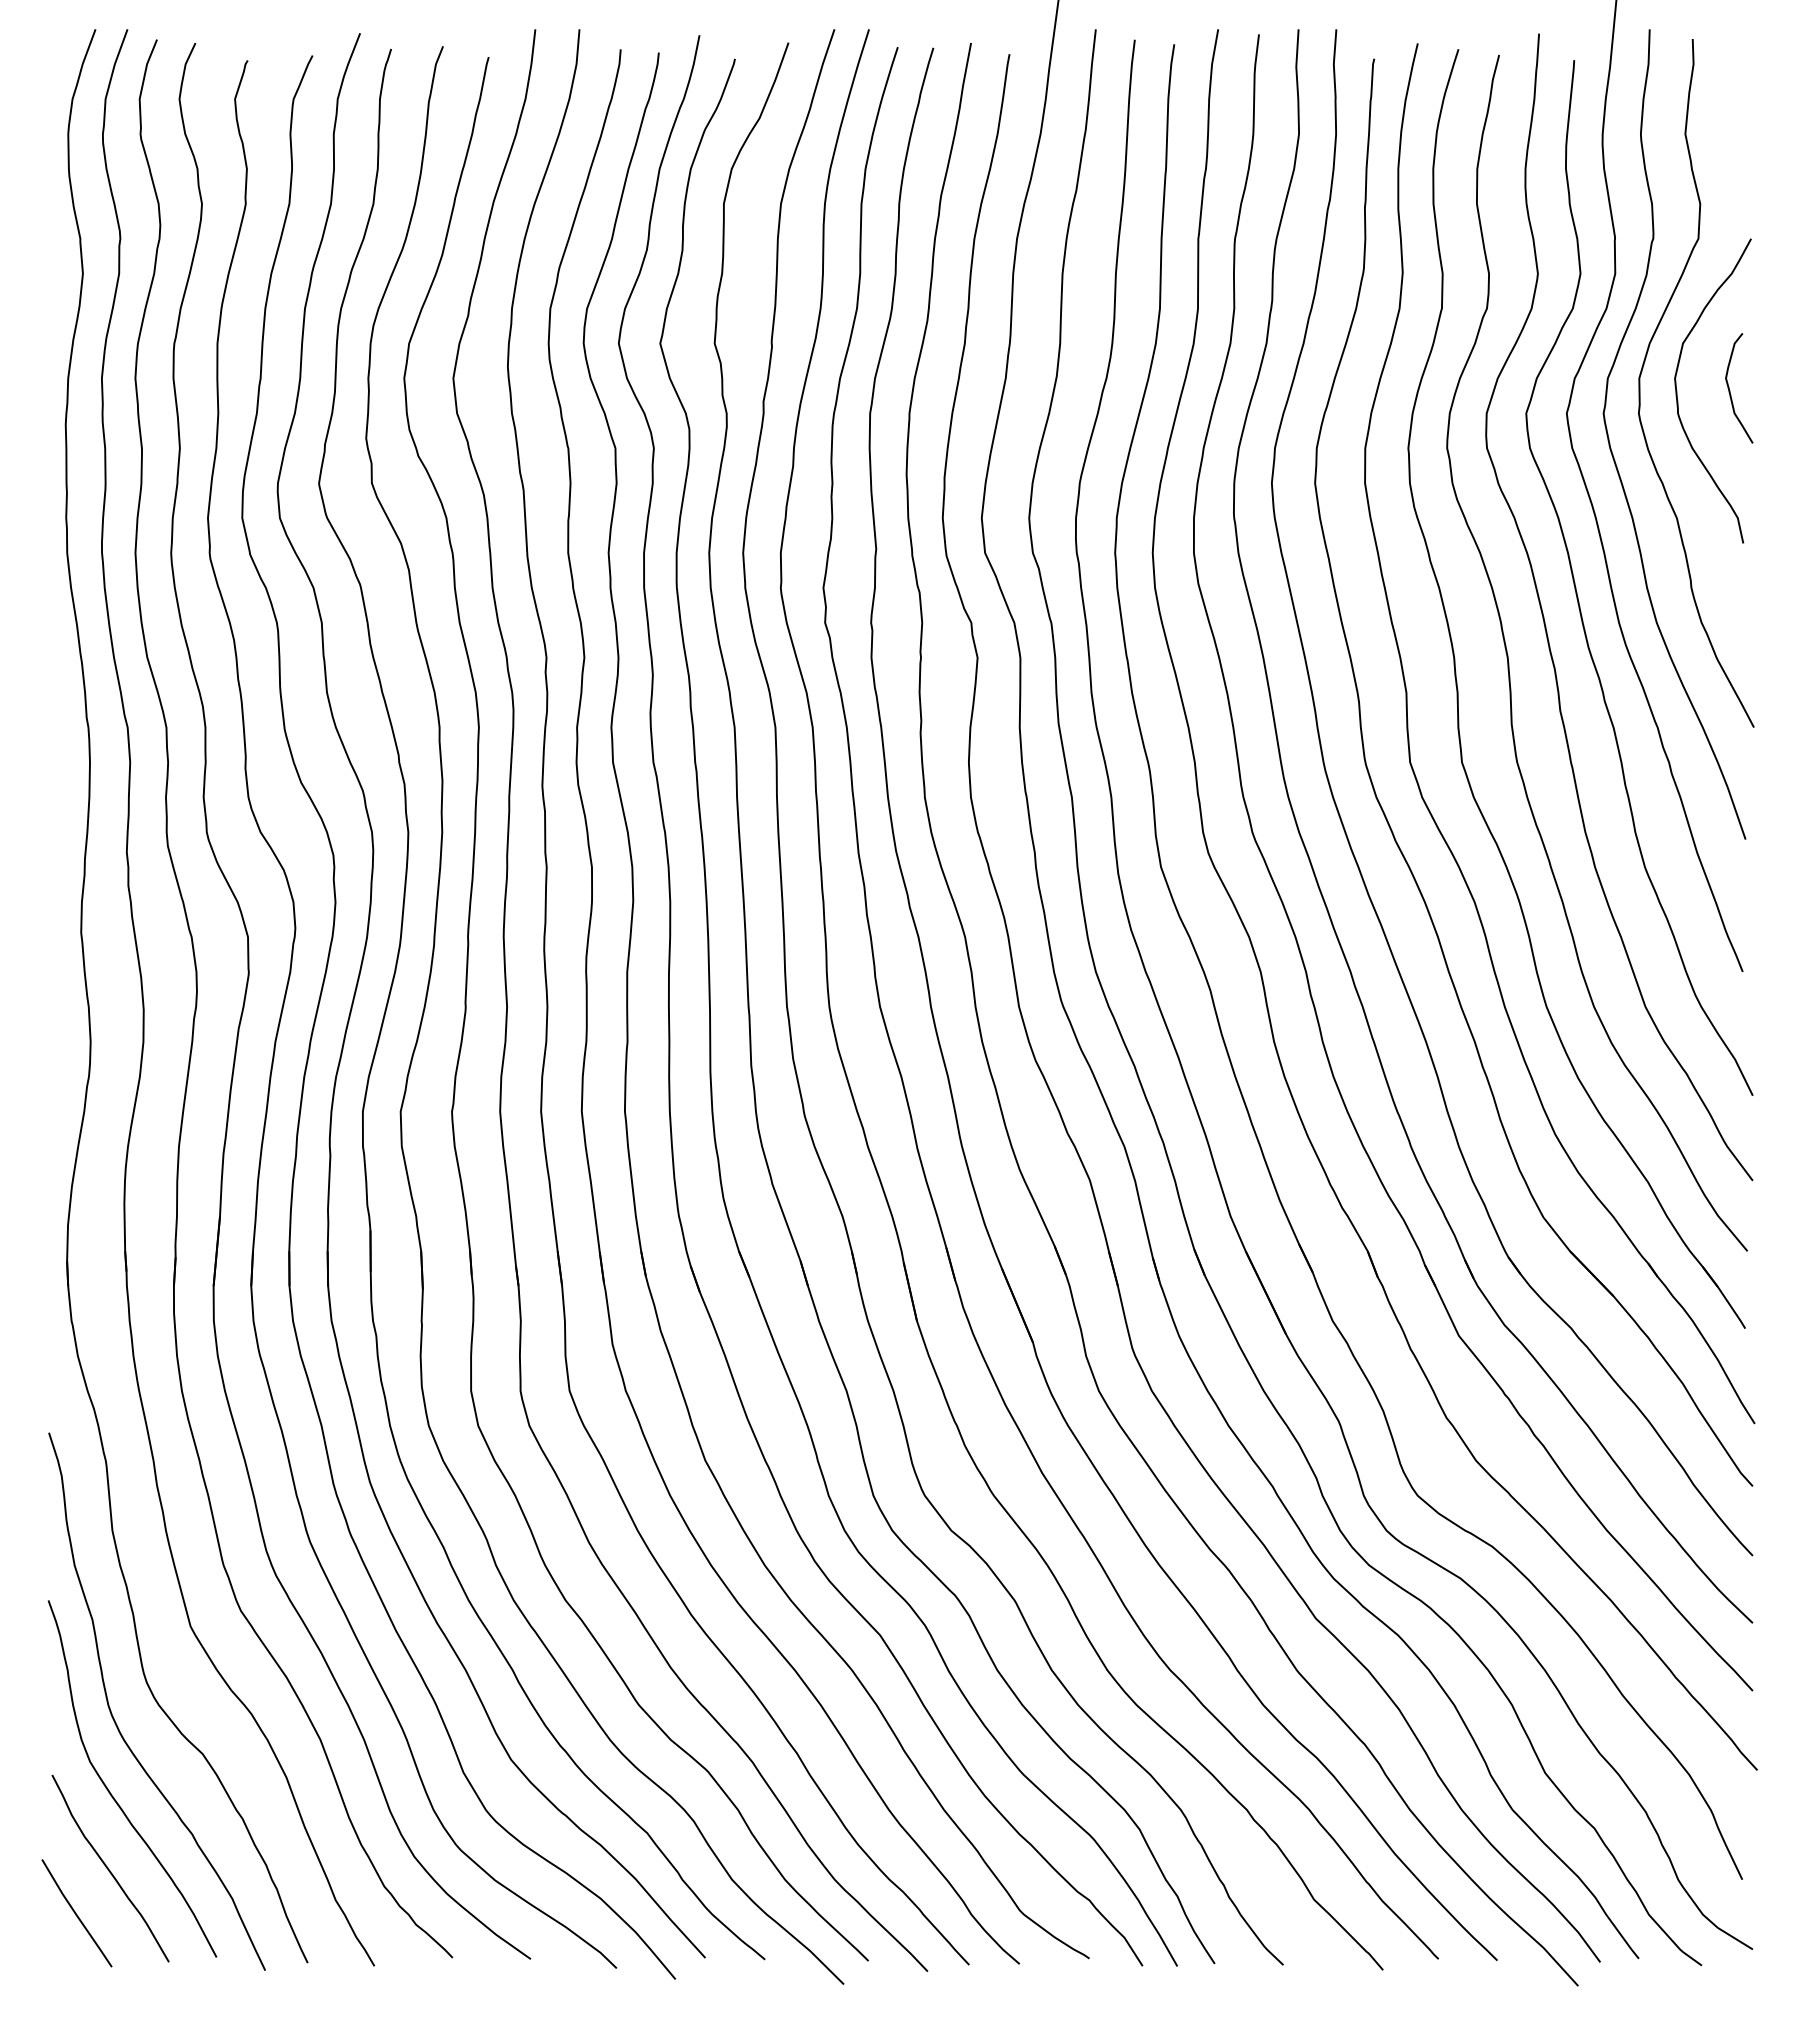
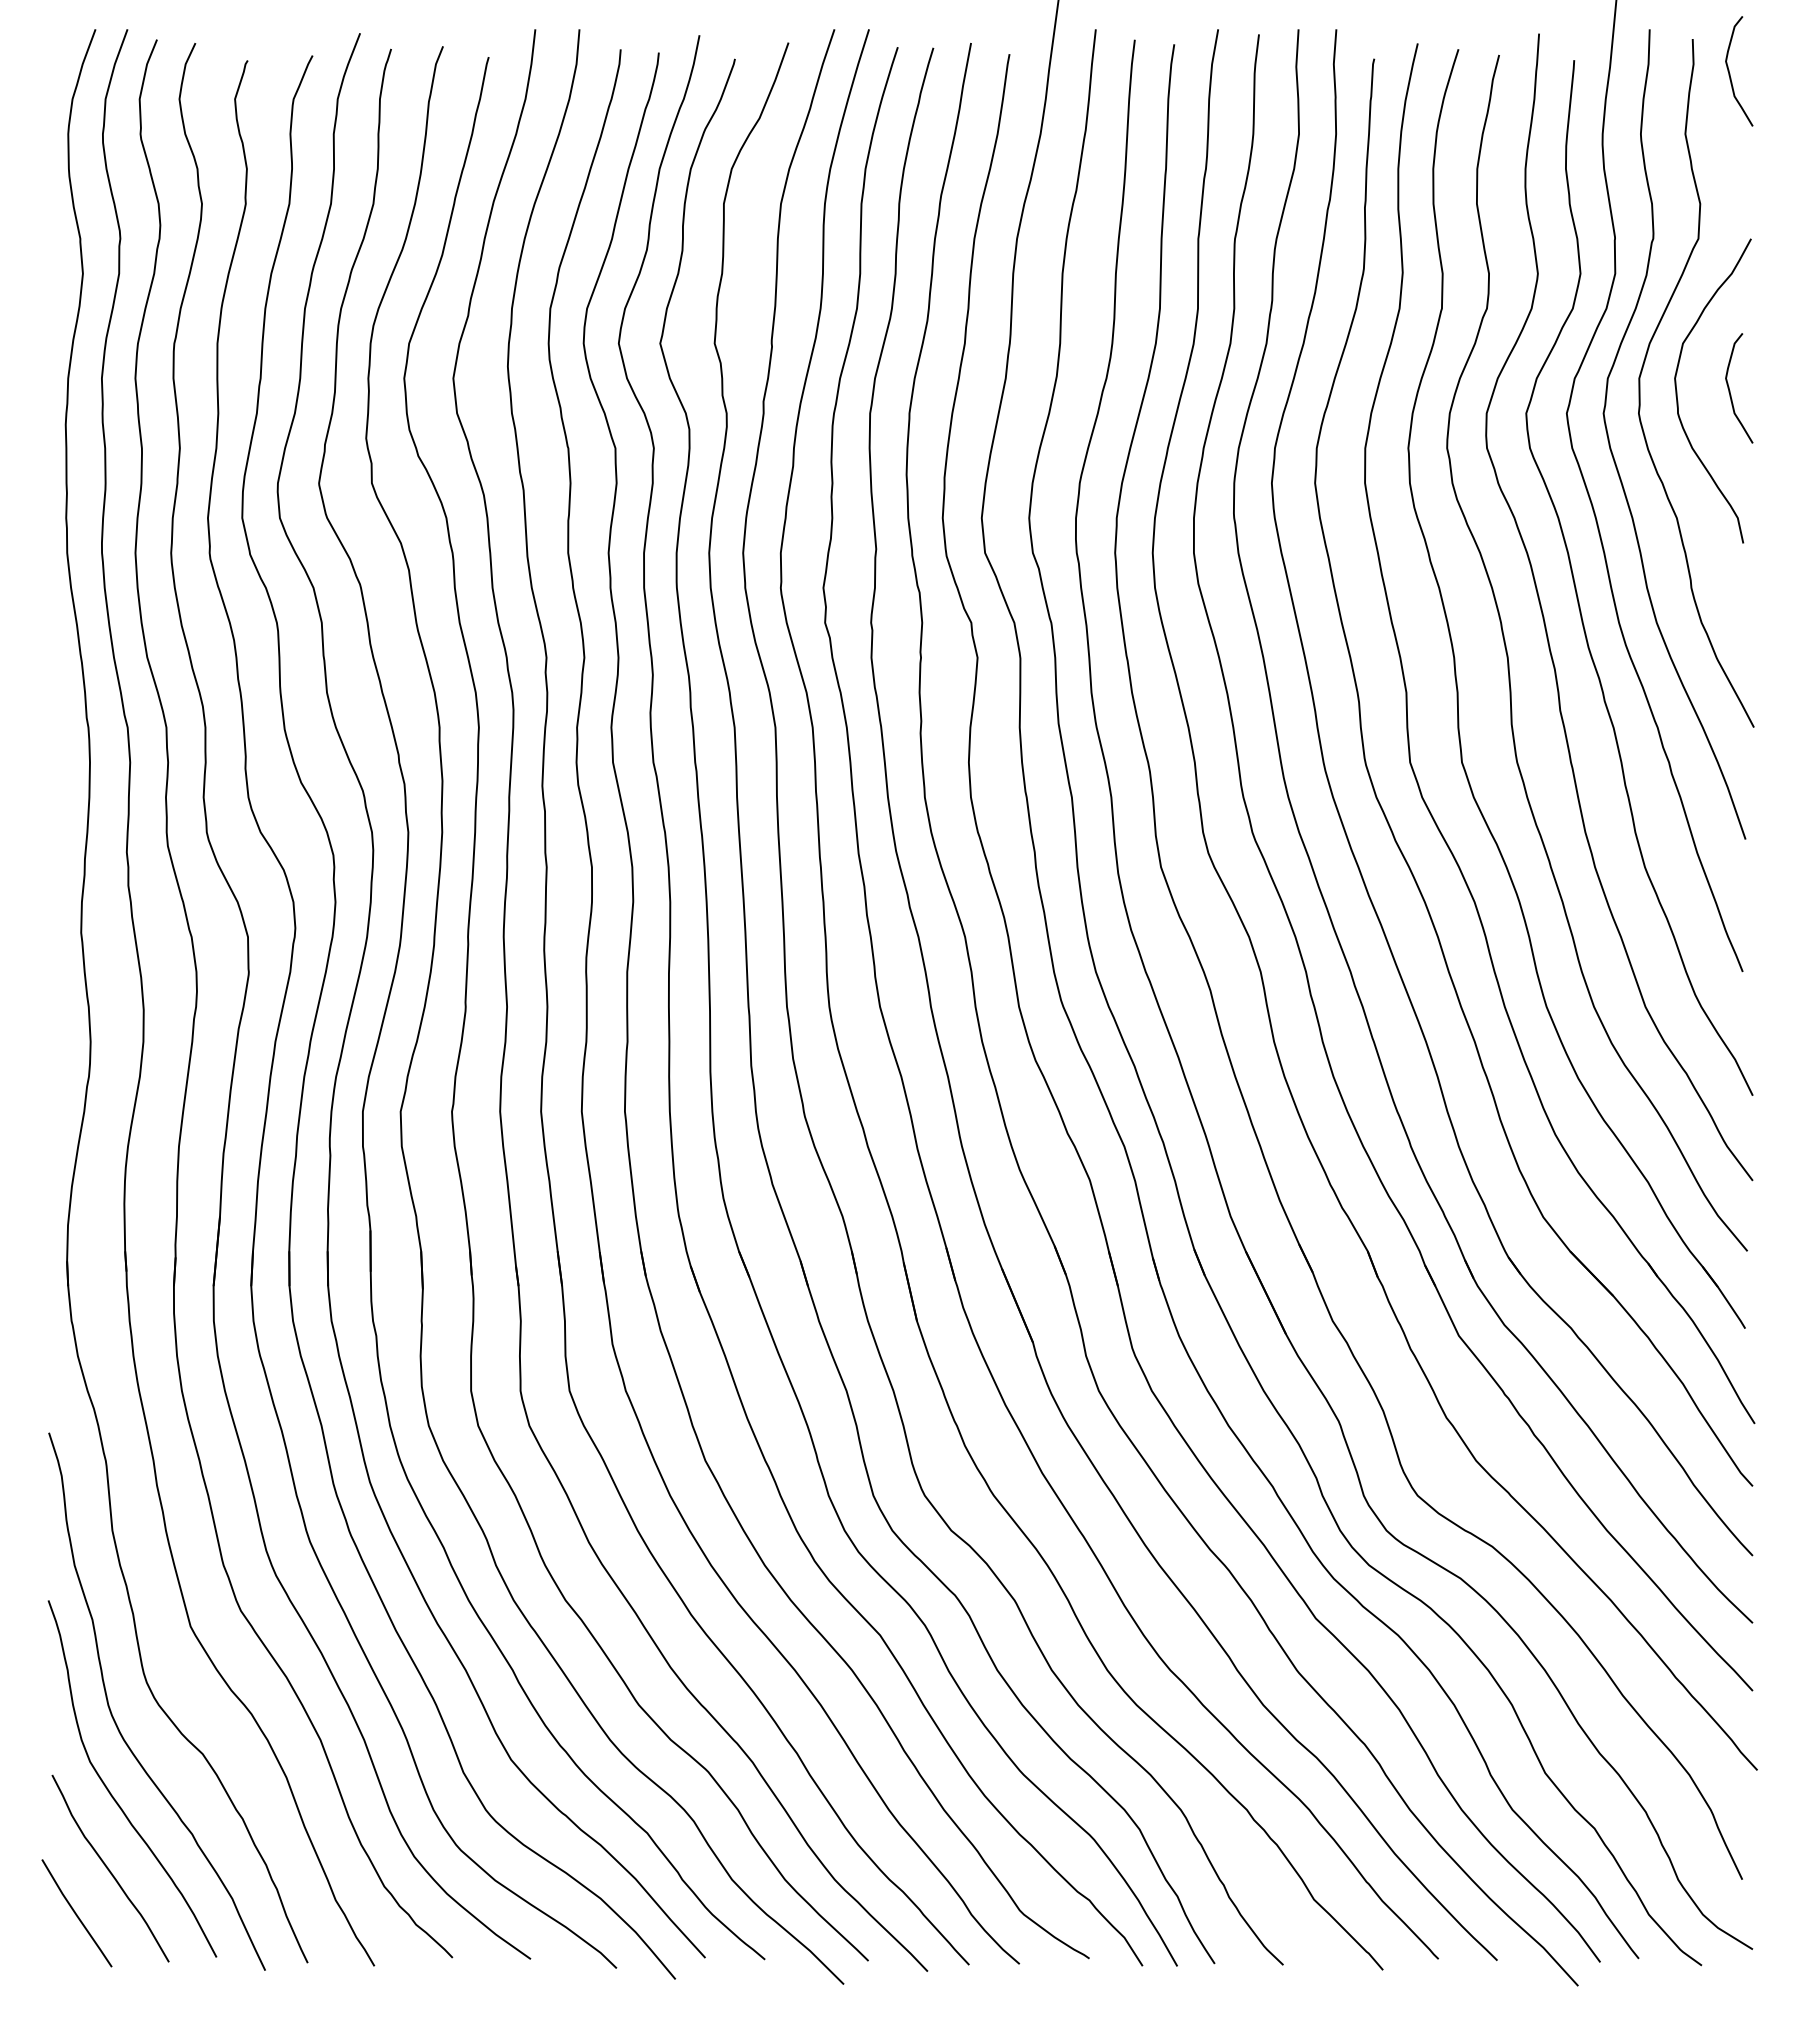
curve: none -> present (1730, 73)
